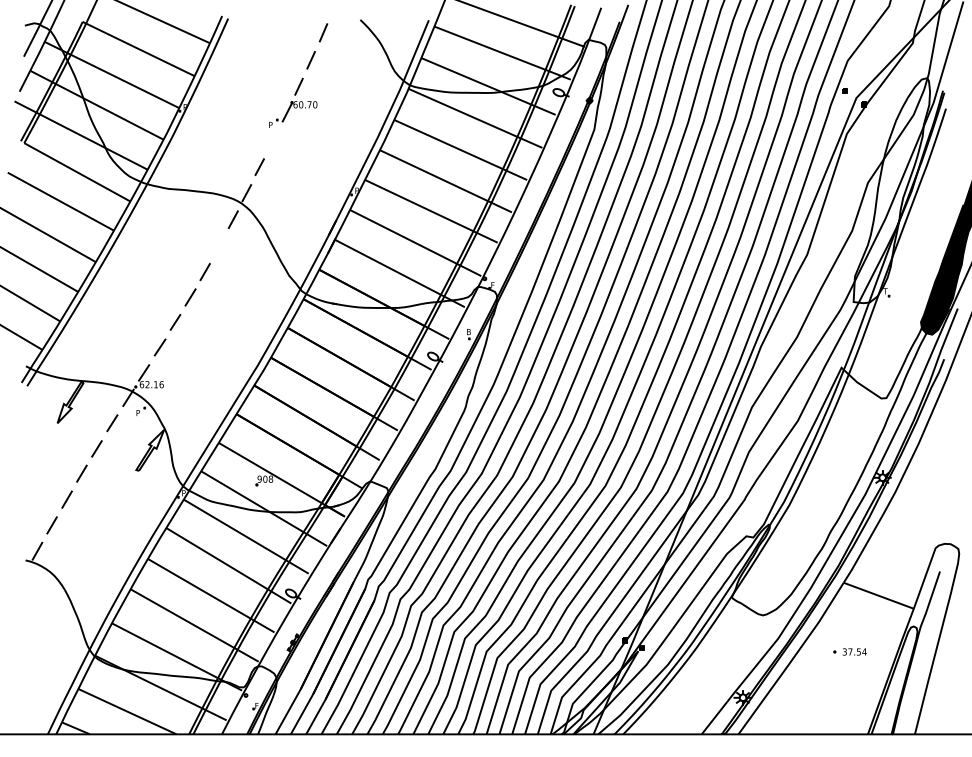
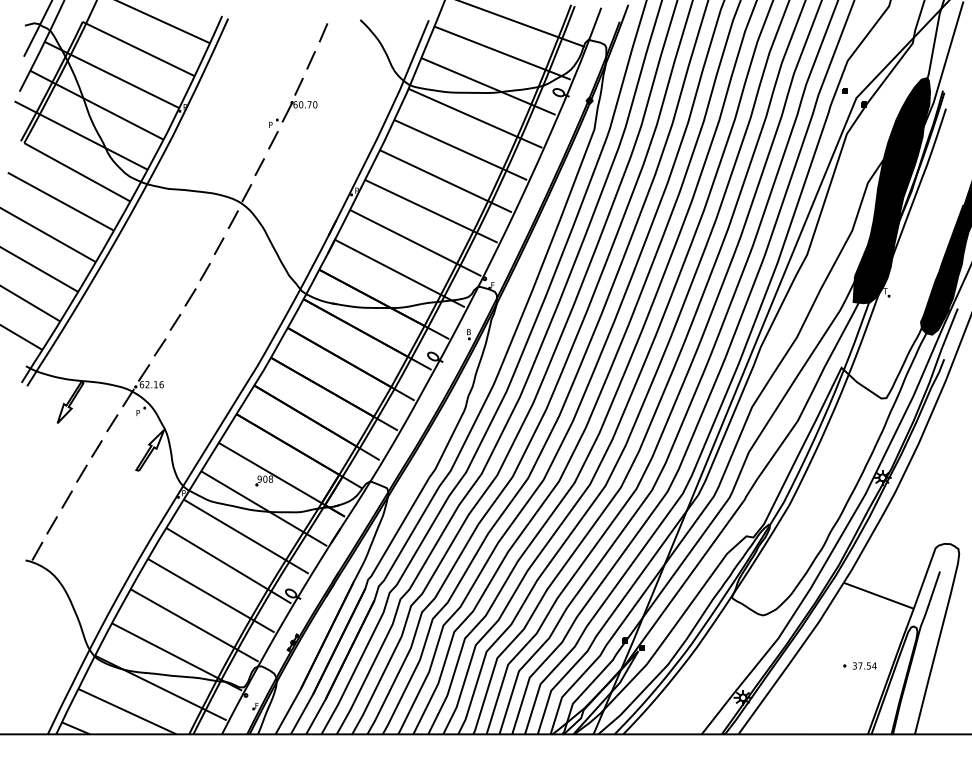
line: none -> present (273, 140)
fill: none -> present (891, 190)
line: none -> present (218, 245)
part position: (849, 651) -> (859, 665) (859, 665)
